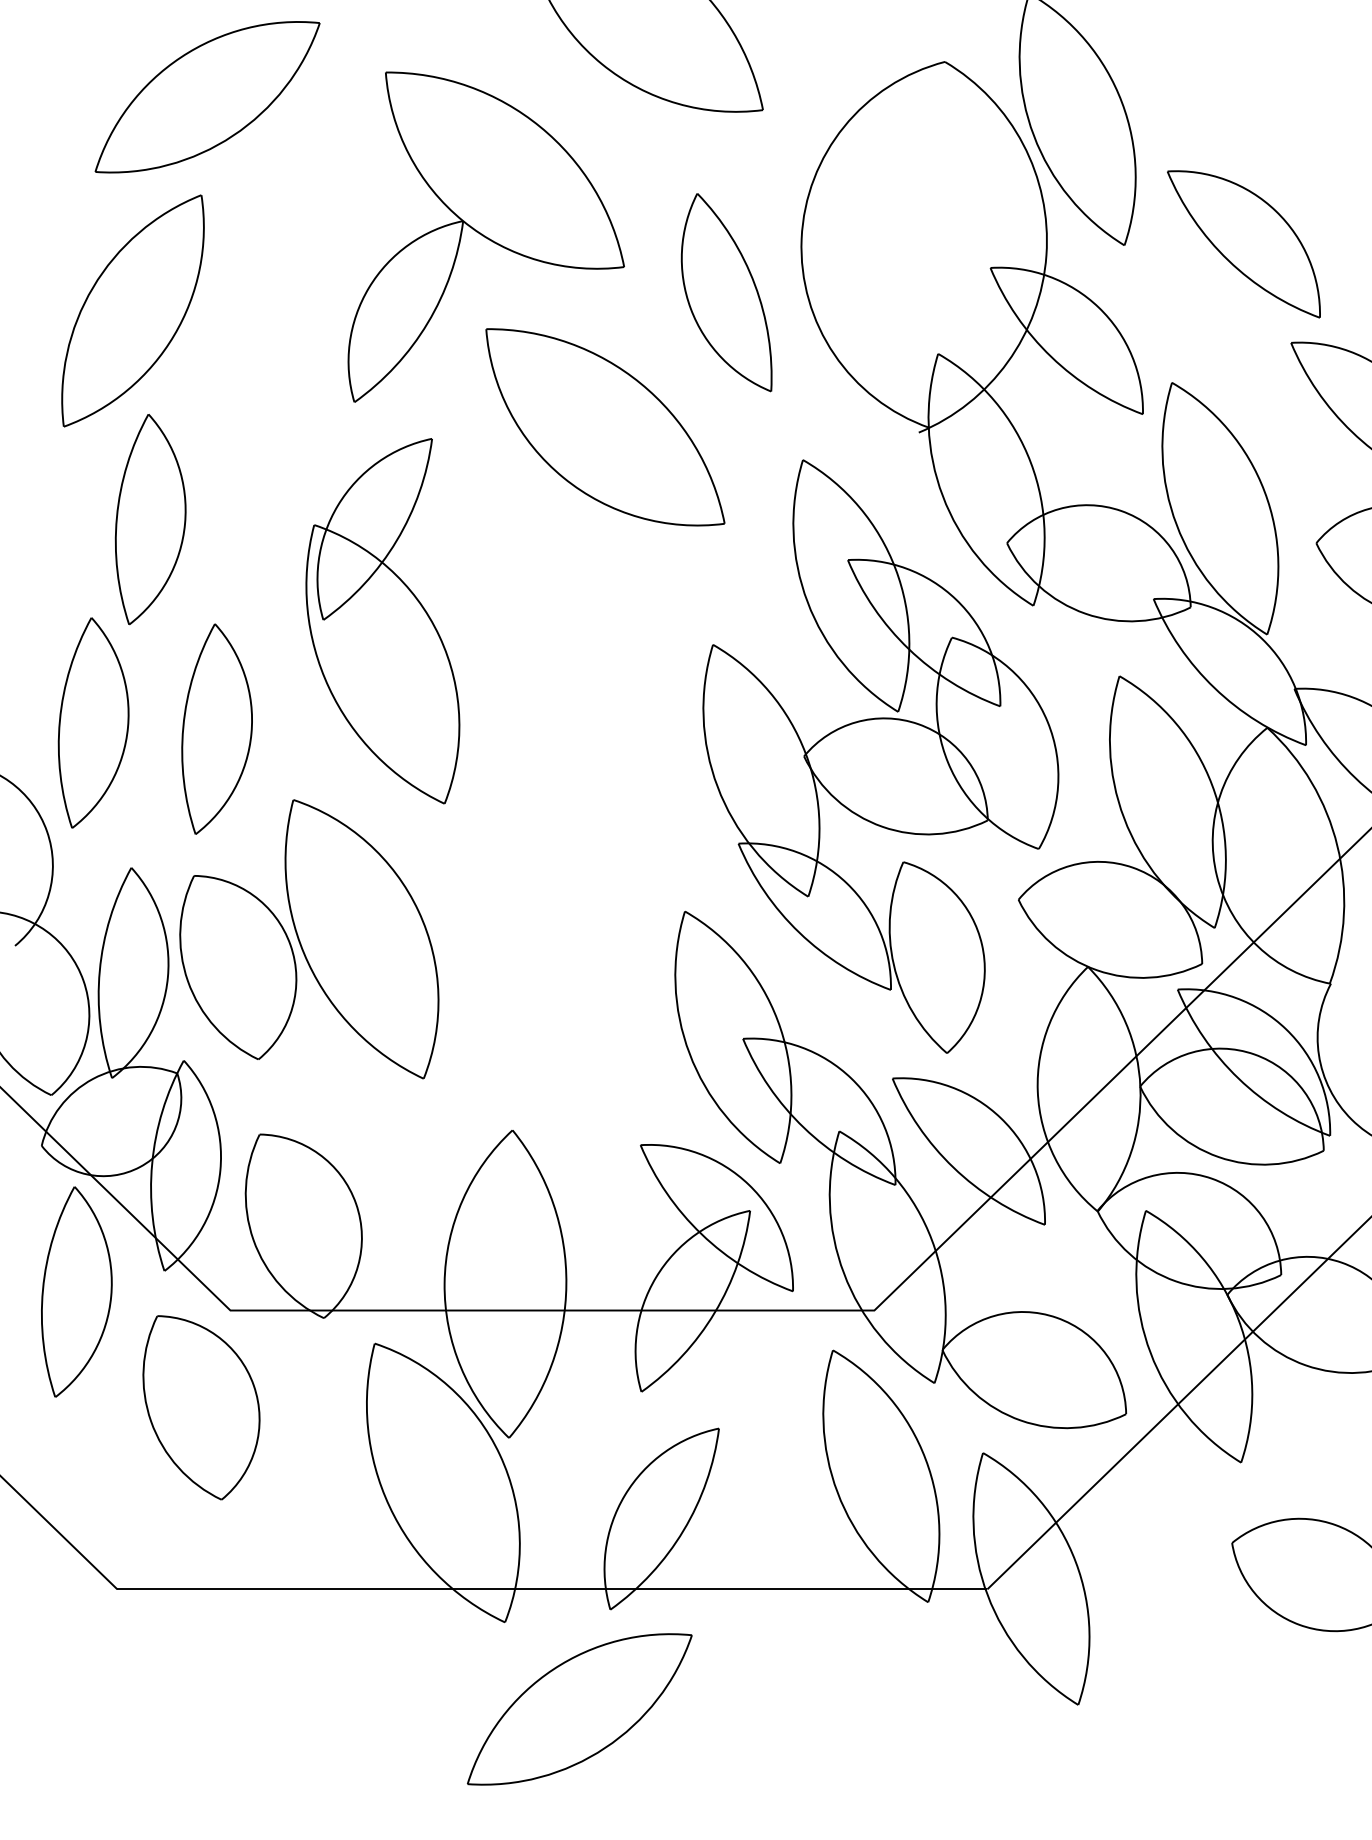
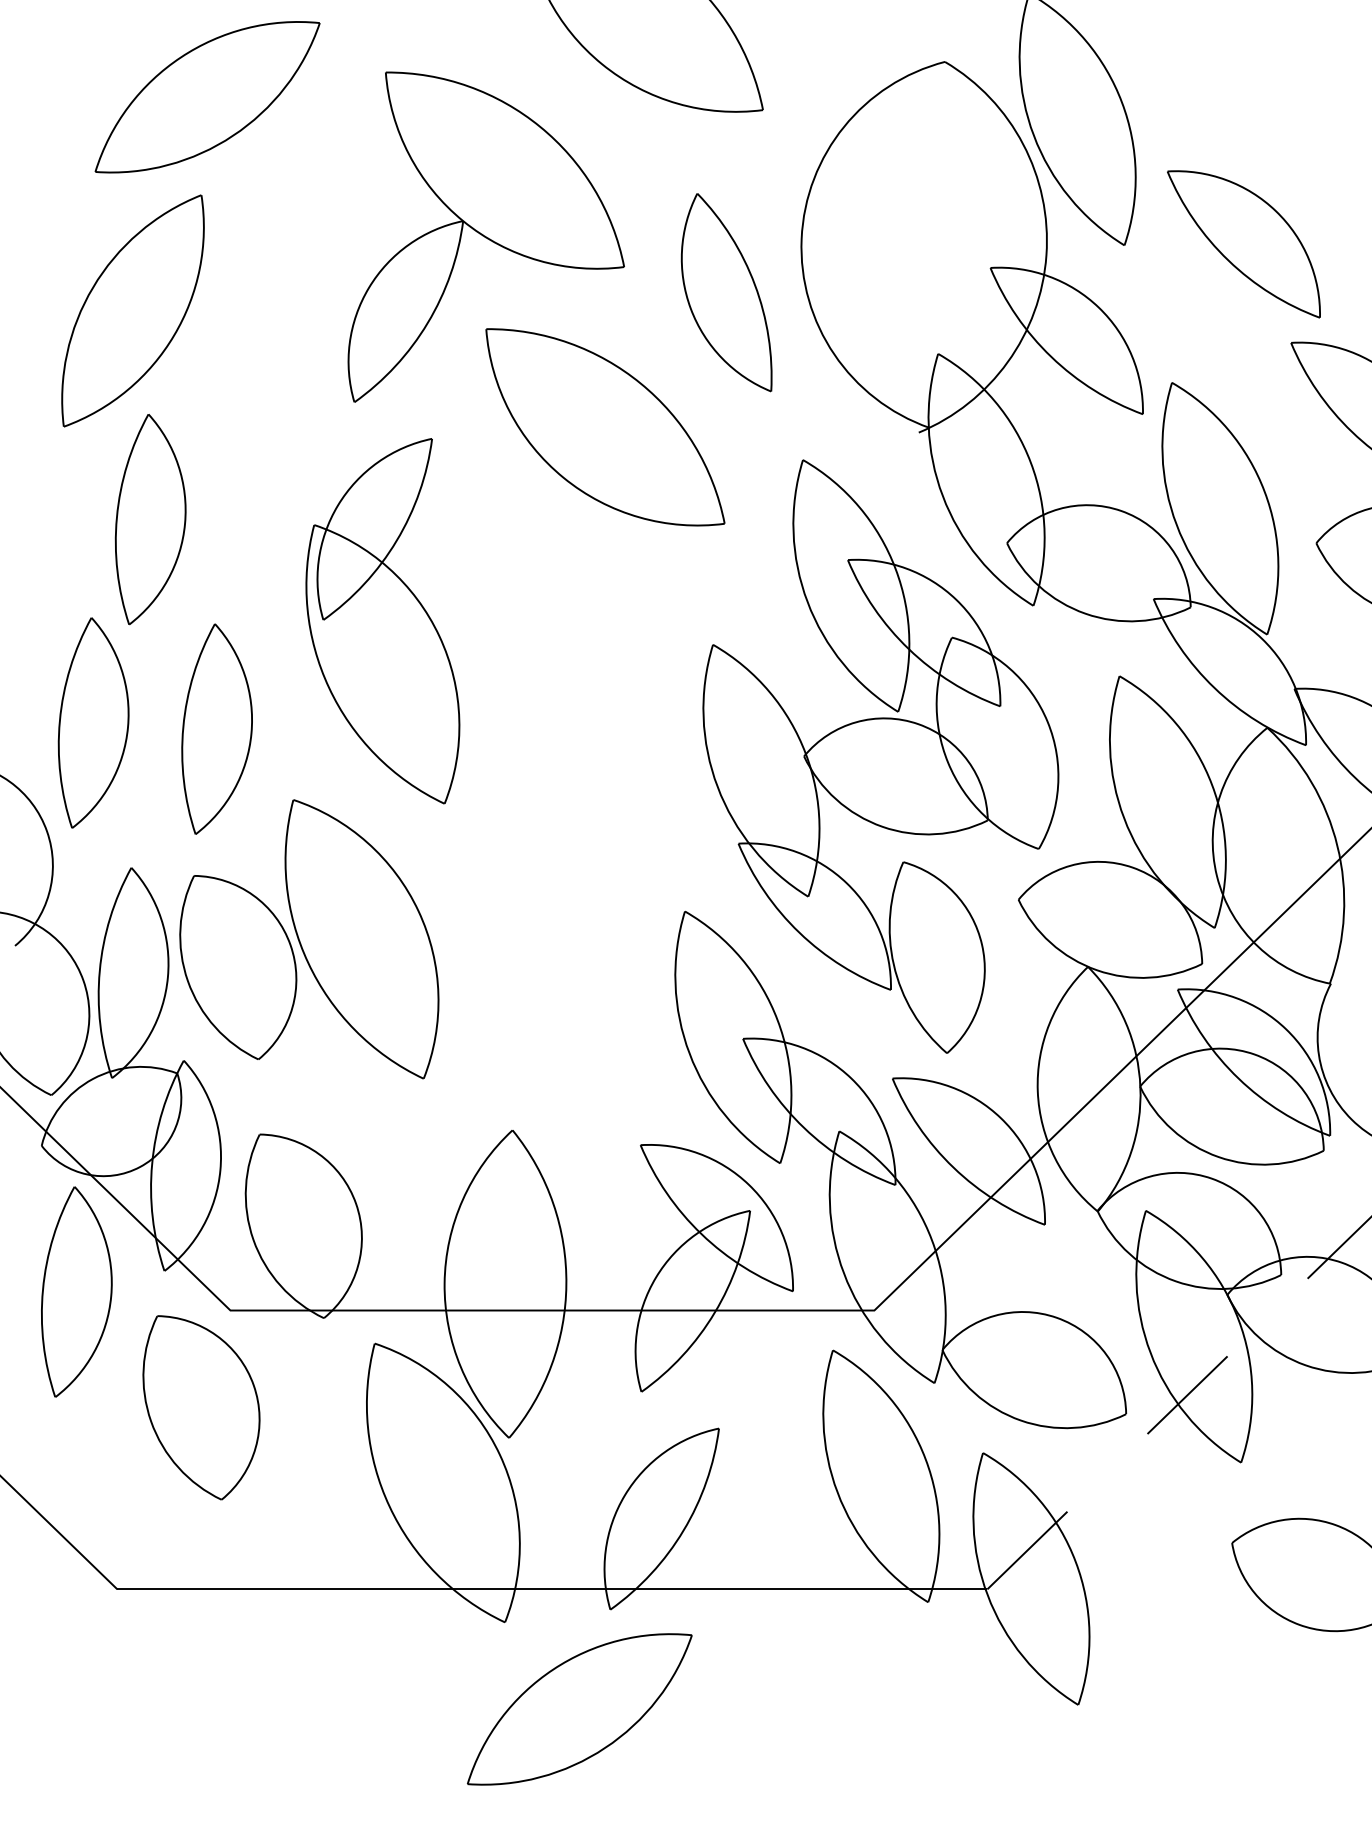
line: solid -> dashed (1179, 1402)
